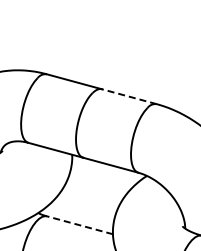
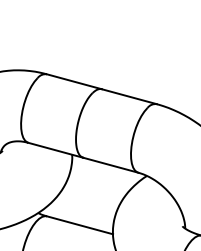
line: dashed -> solid (128, 96)
line: dashed -> solid (79, 225)
